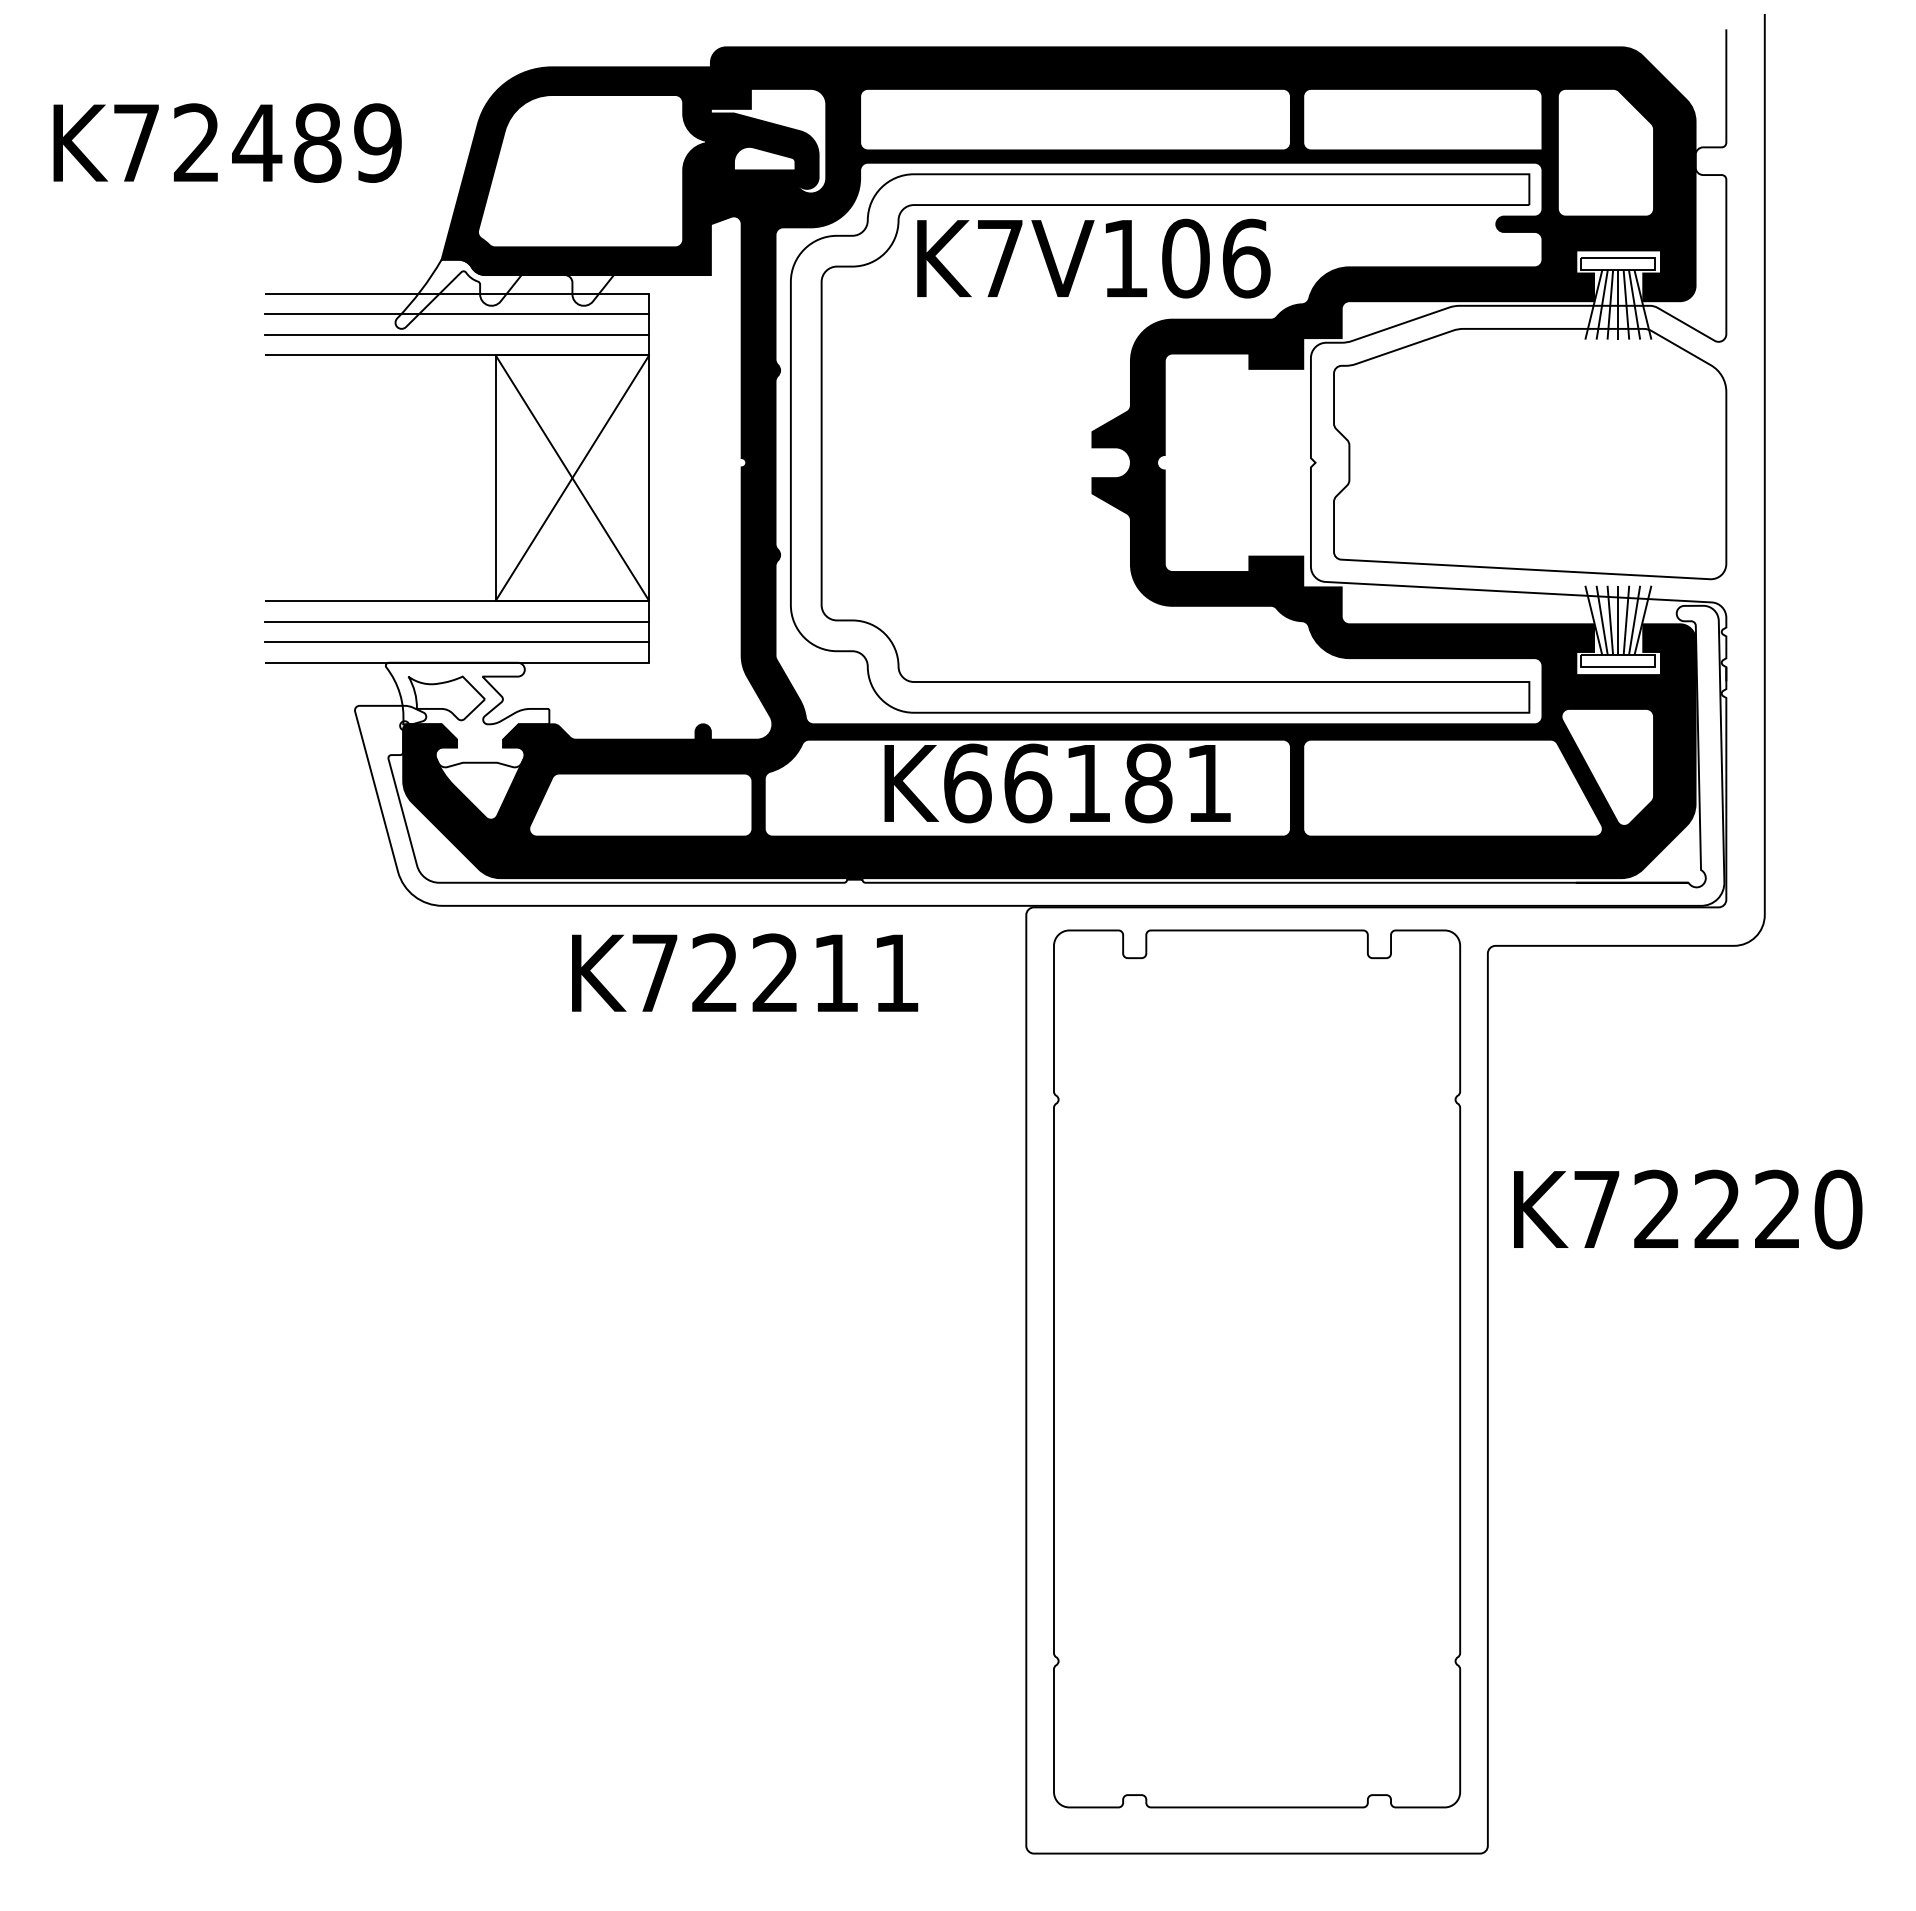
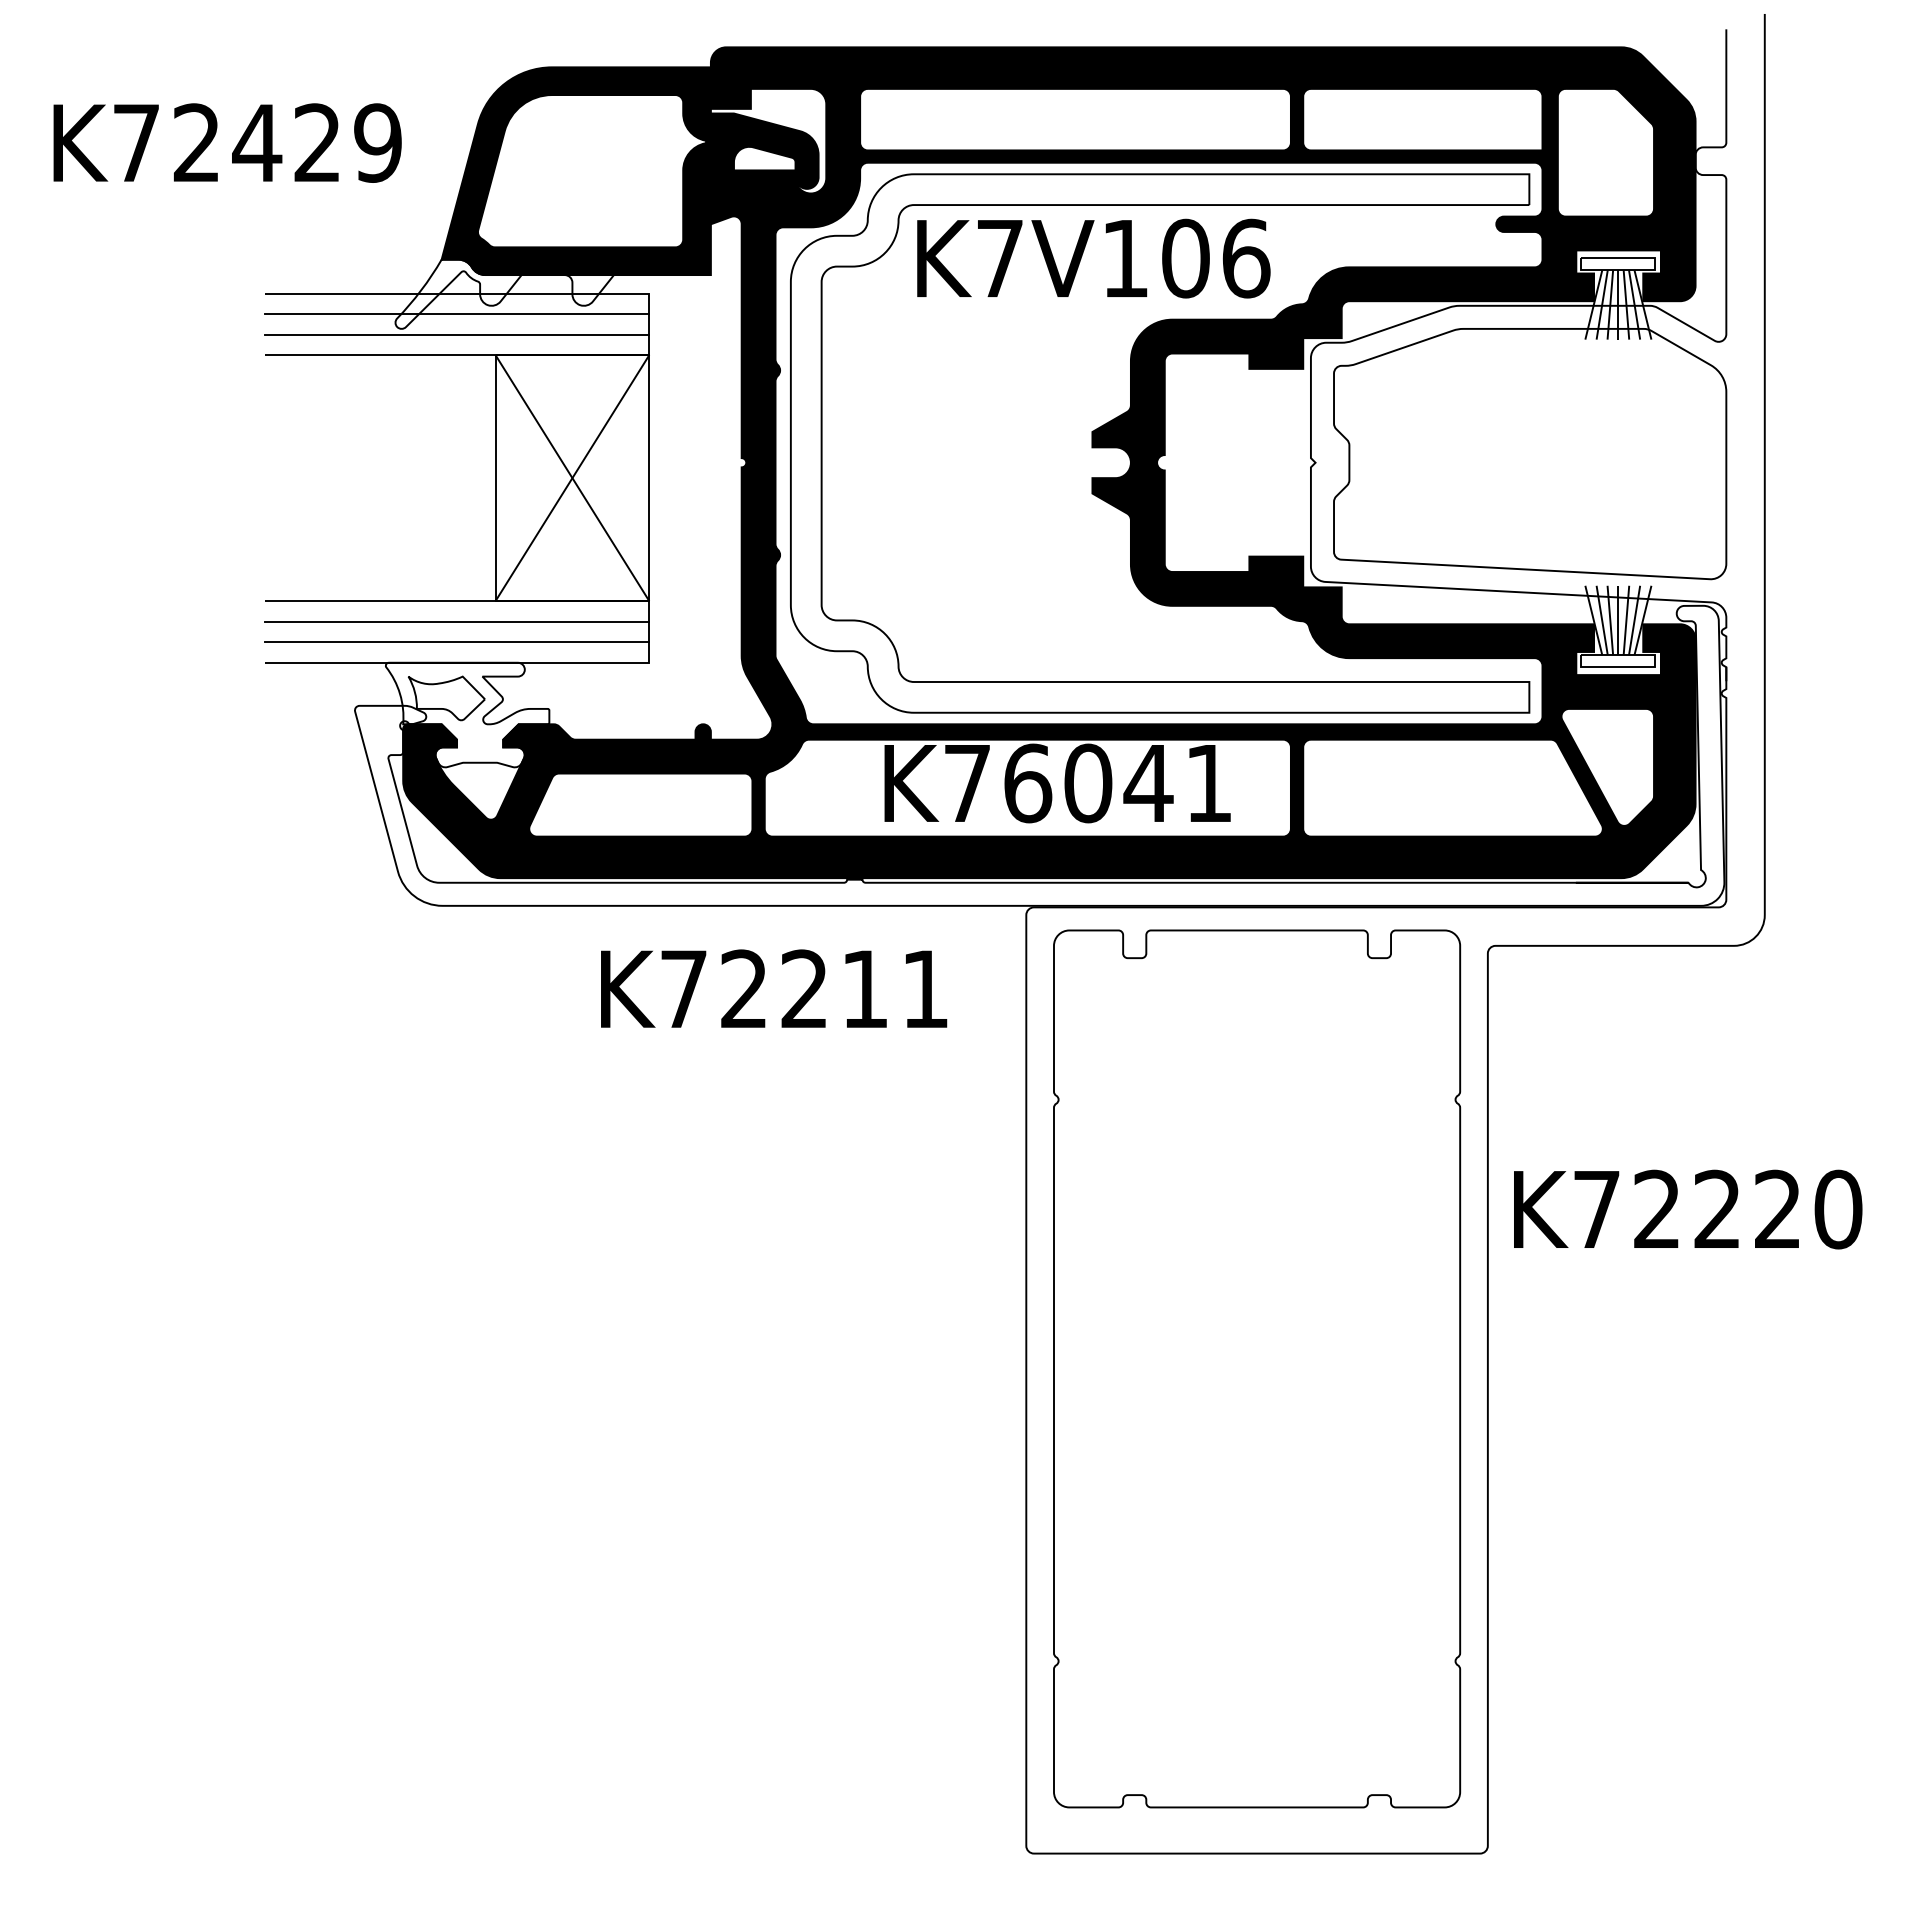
text: K72489 -> K72429 (317, 142)
text: K66181 -> K76041 (1058, 783)
text position: (745, 972) -> (774, 988) (774, 988)
